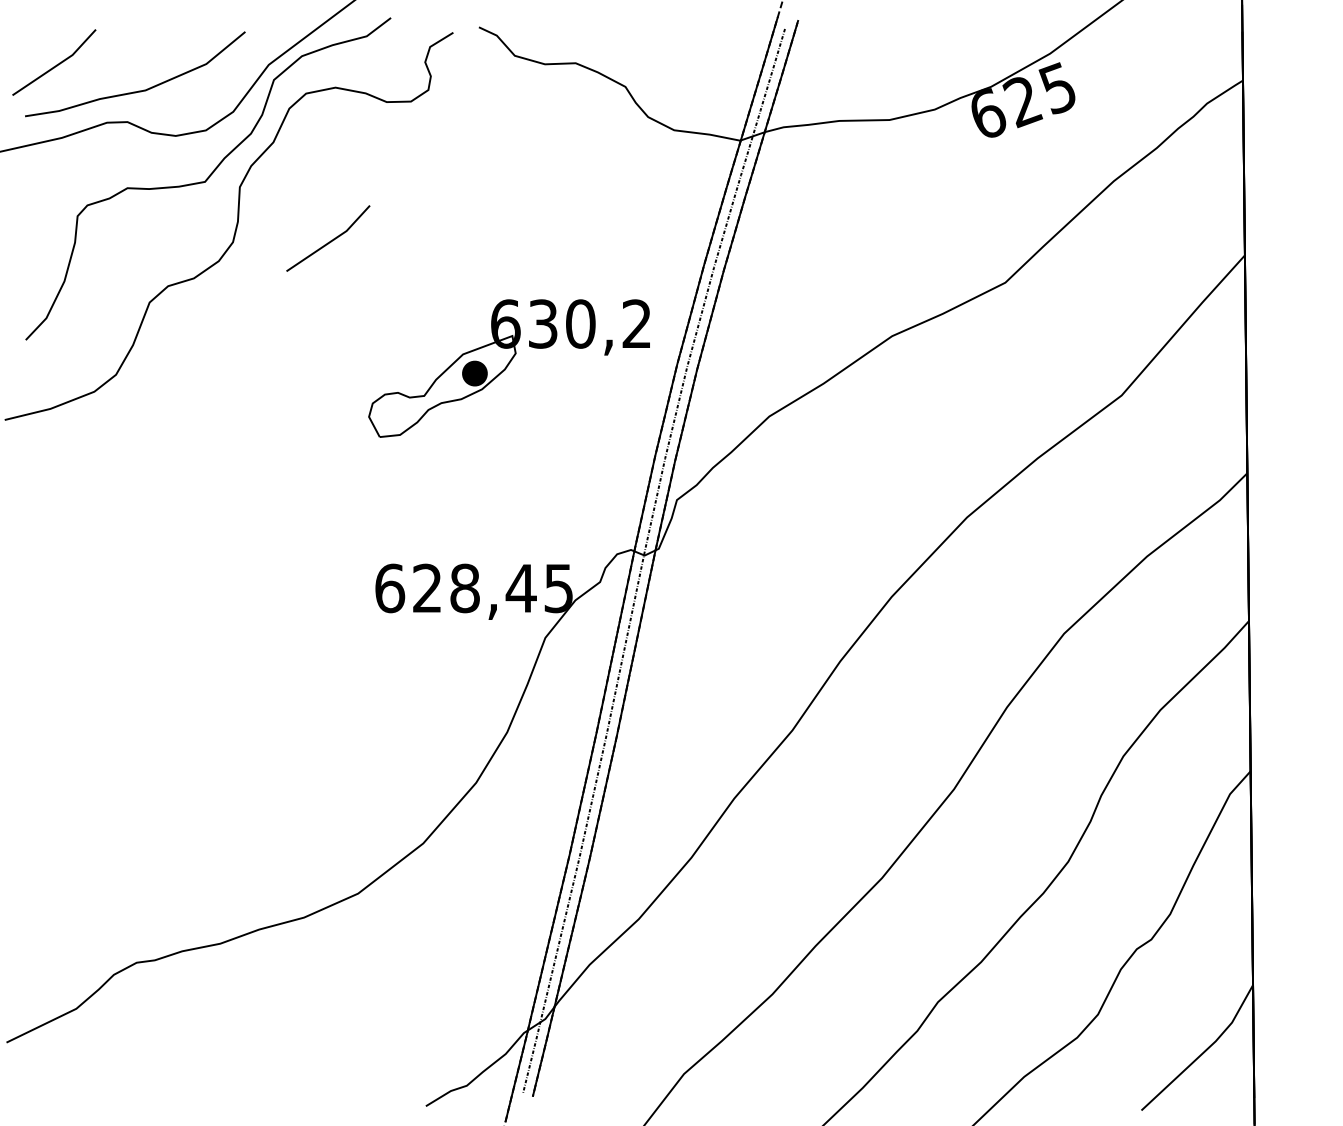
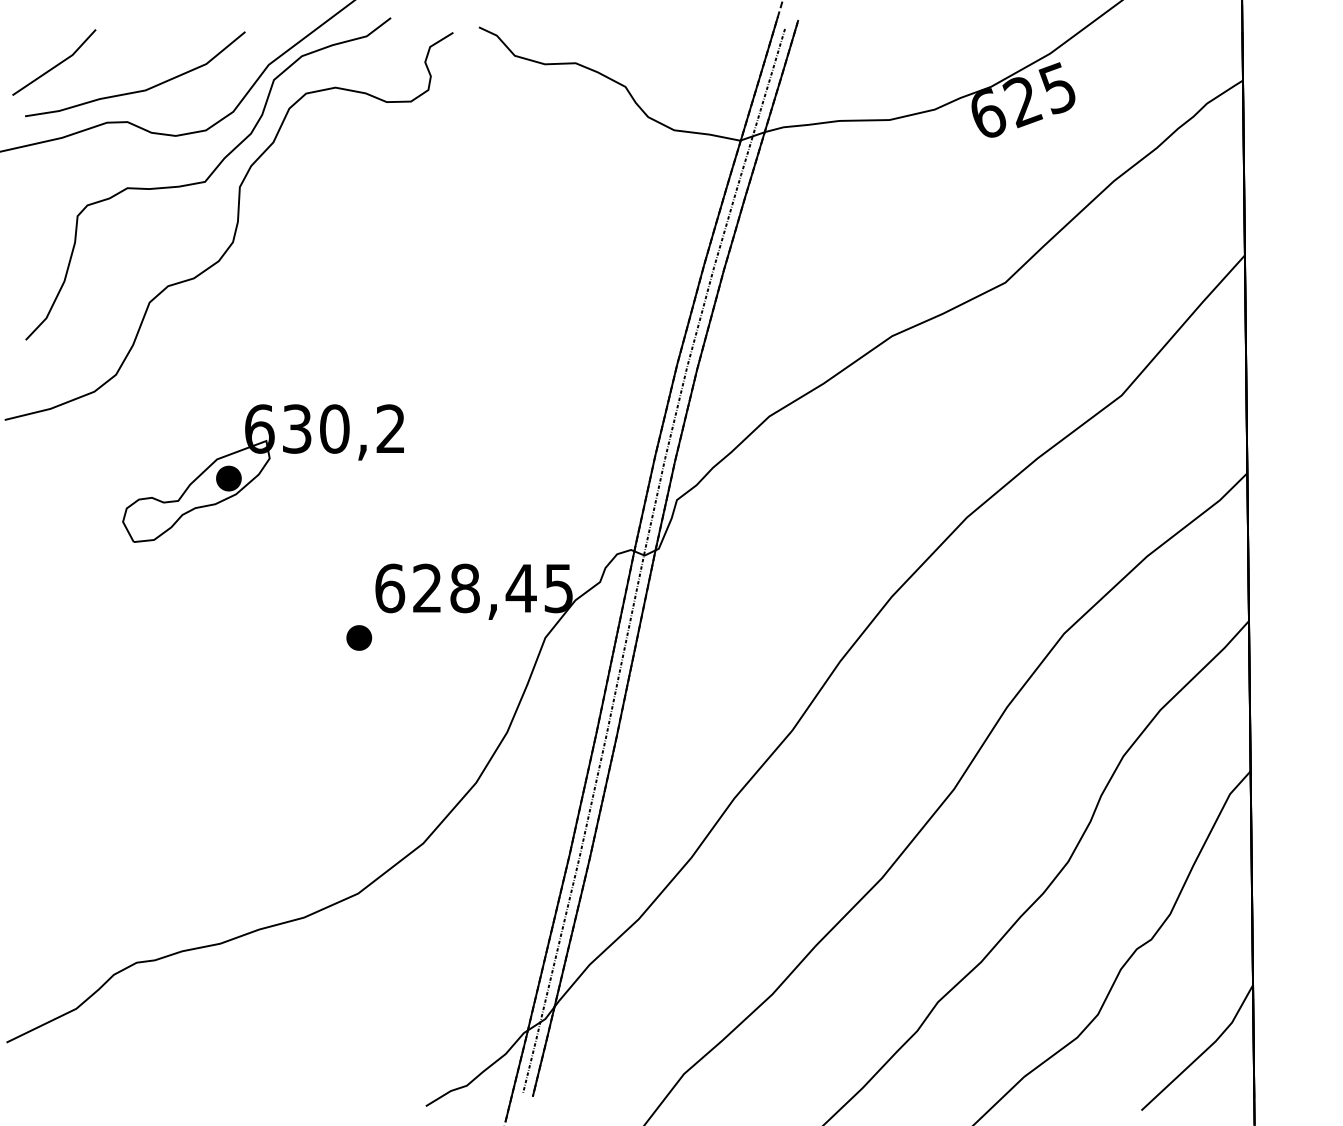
line: present -> none (330, 240)
part position: (508, 368) -> (262, 473) (262, 473)
part: none -> present (359, 637)
